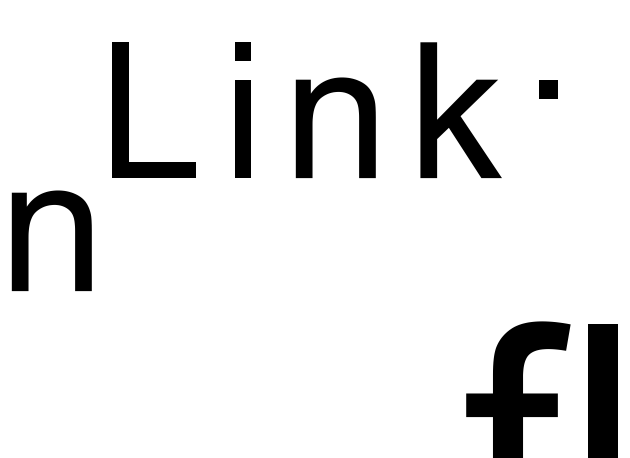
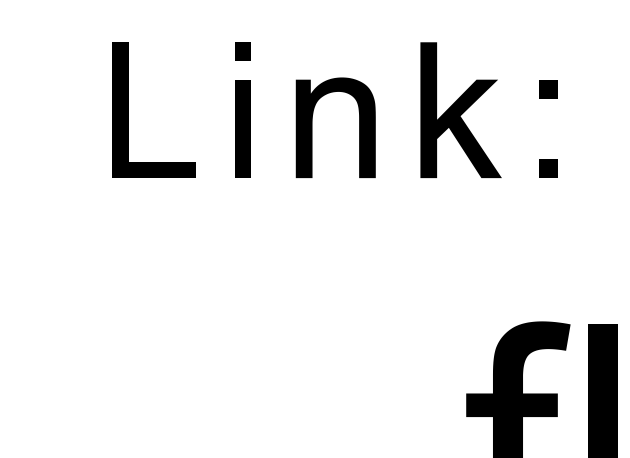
fill: none -> present (547, 168)
part: present -> none (28, 240)
